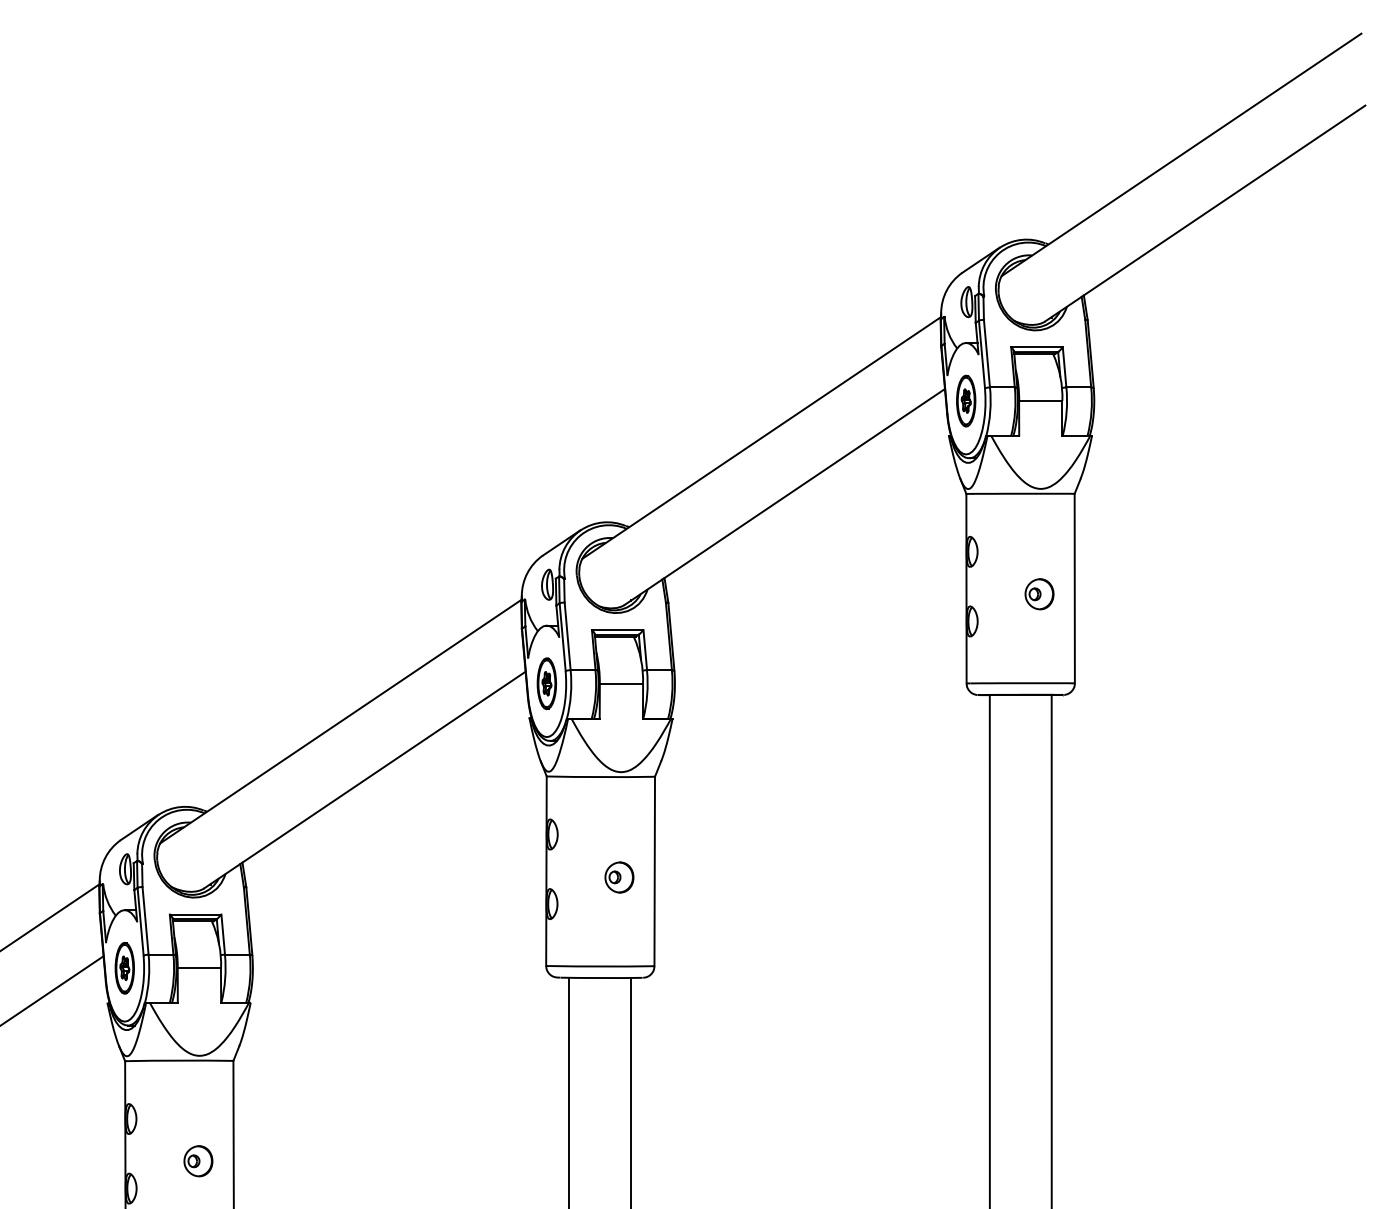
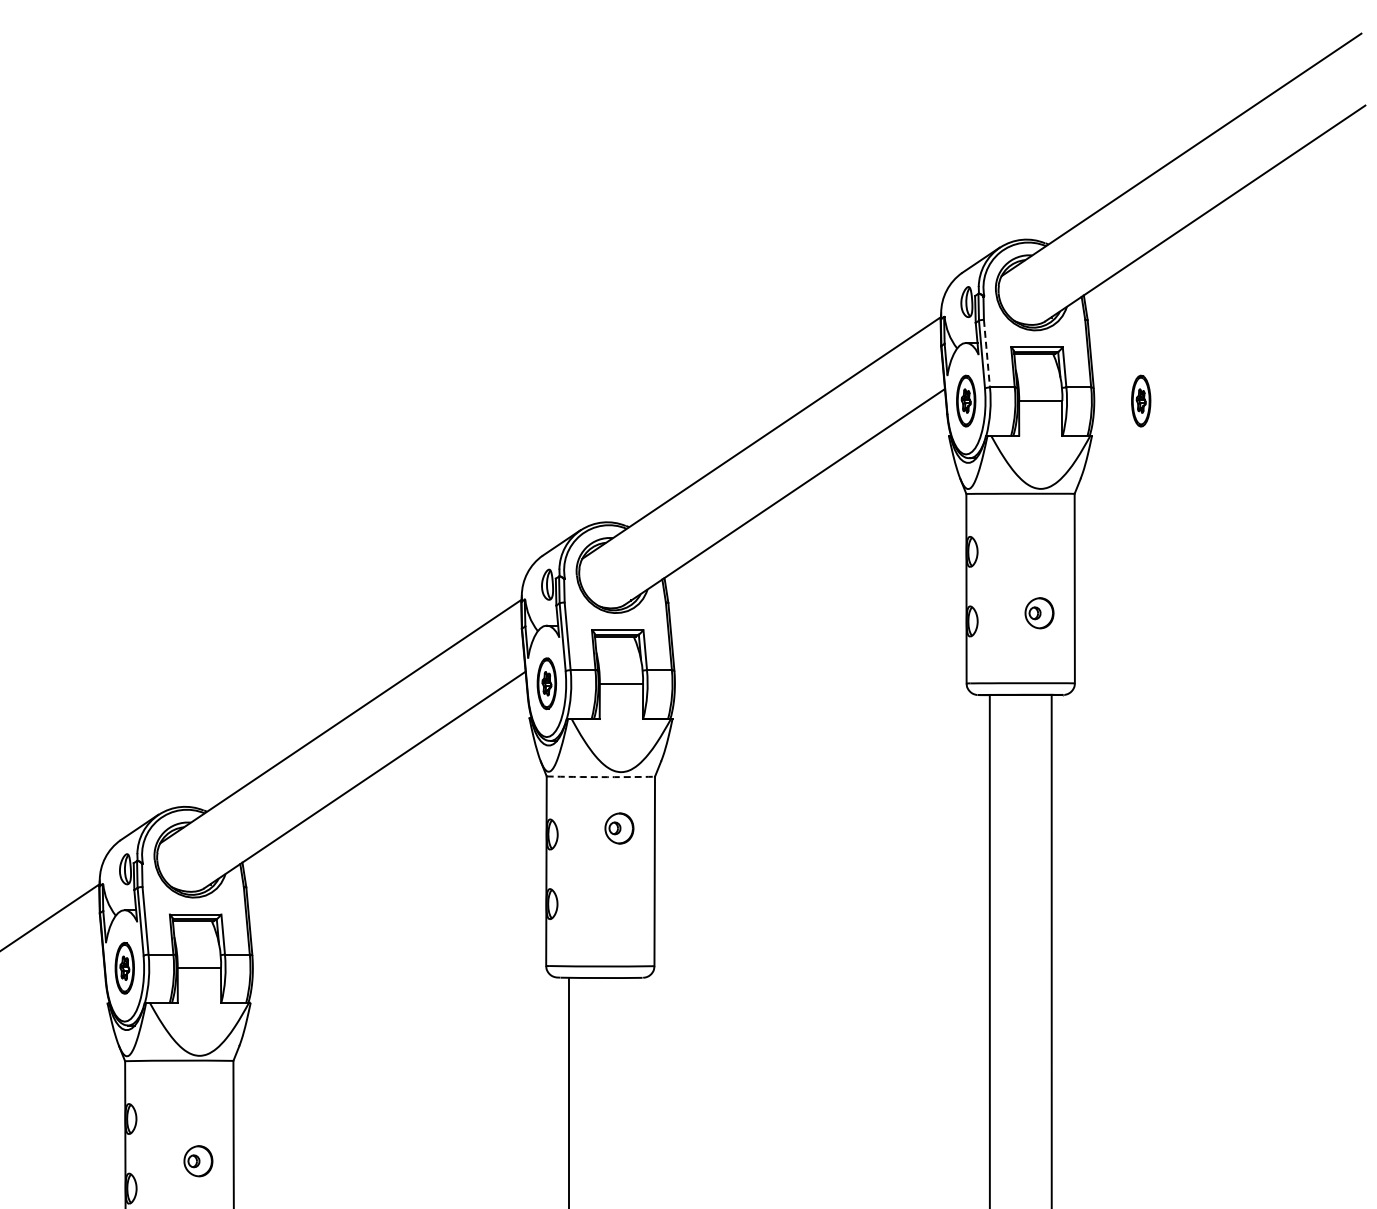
line: solid -> dashed (986, 353)
part: none -> present (1141, 400)
part position: (1039, 594) -> (1039, 613) (1039, 613)
arc: solid -> dashed (600, 777)
part position: (619, 877) -> (619, 828) (619, 828)
line: present -> none (52, 990)
line: present -> none (631, 1091)
